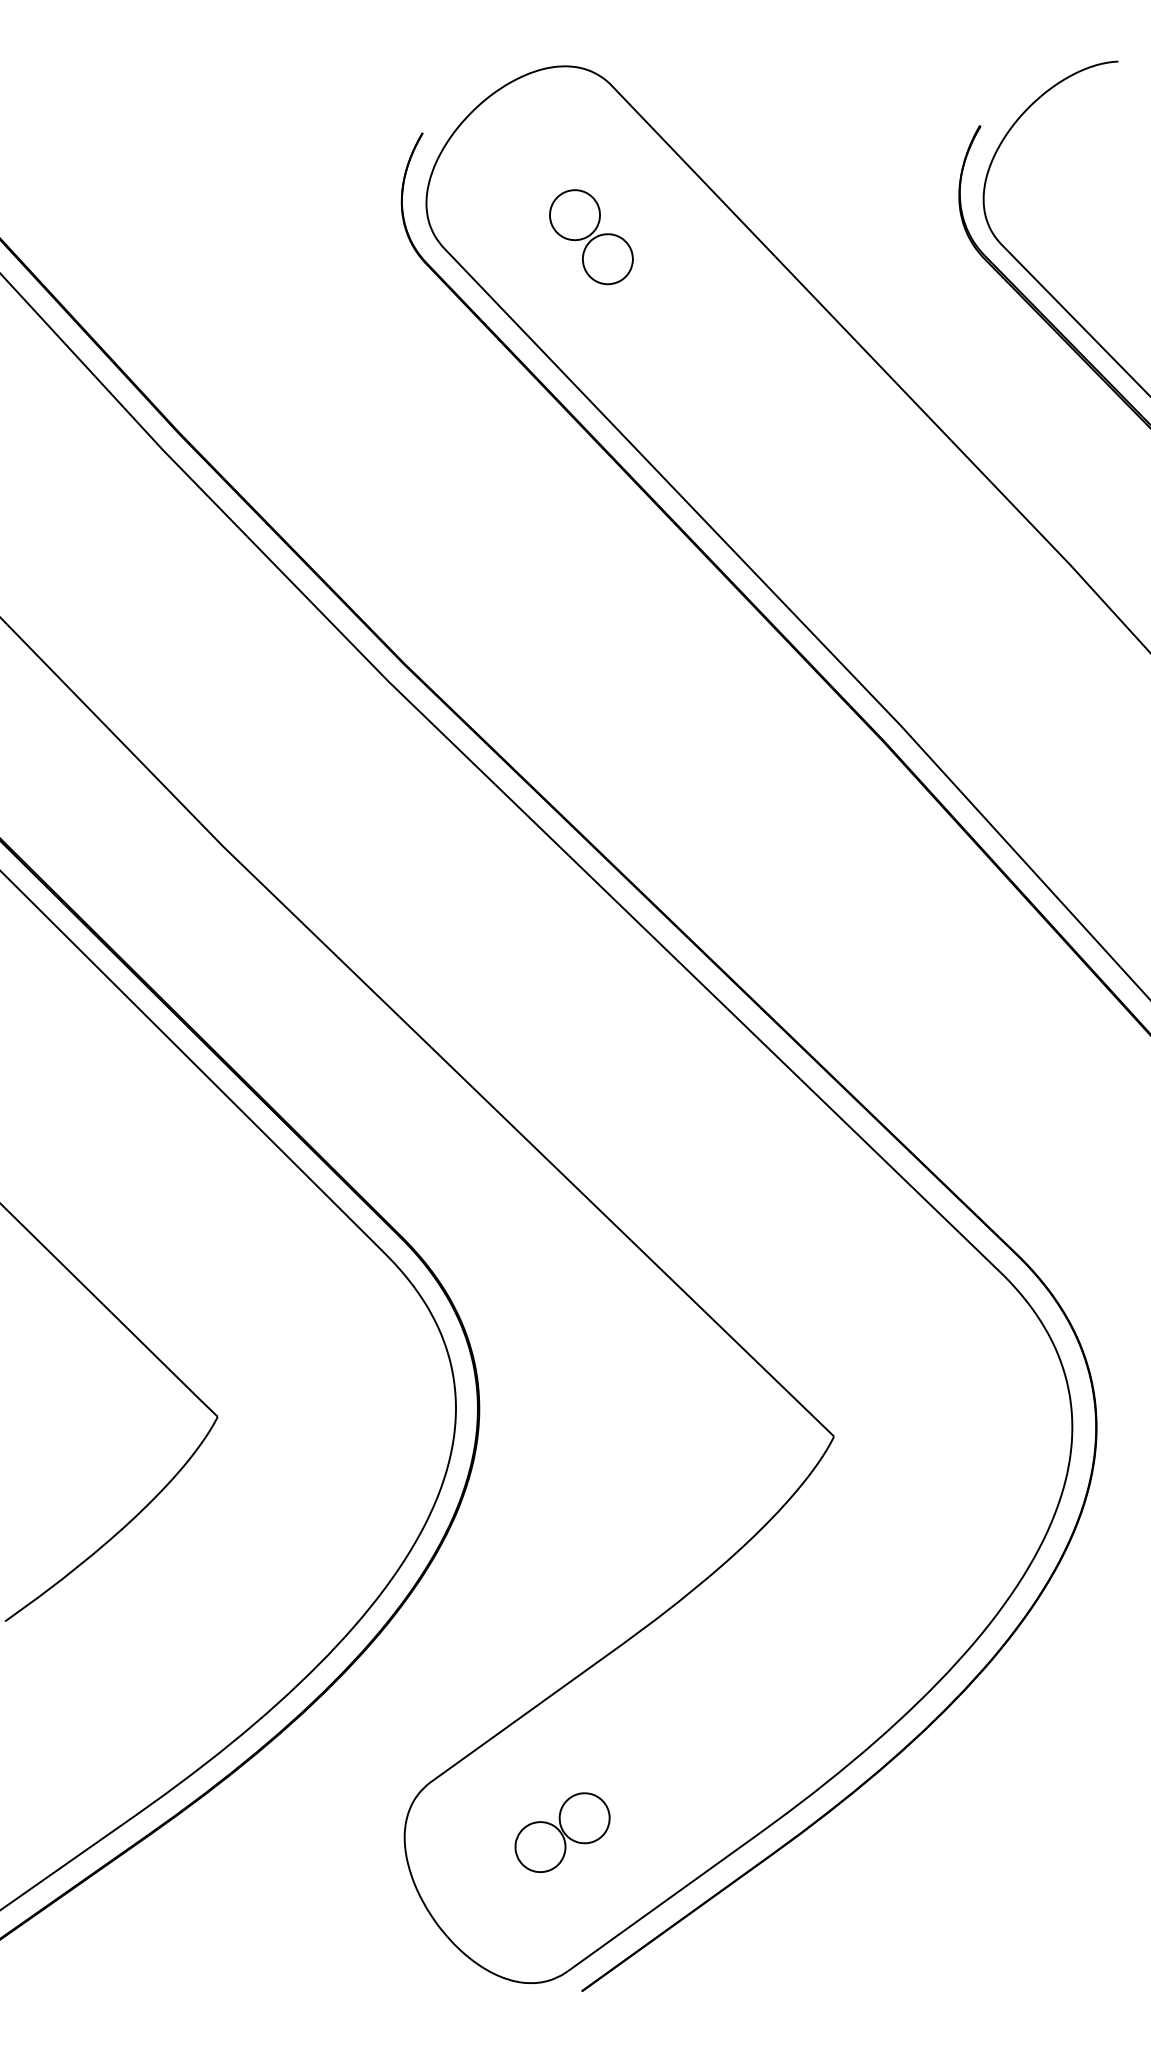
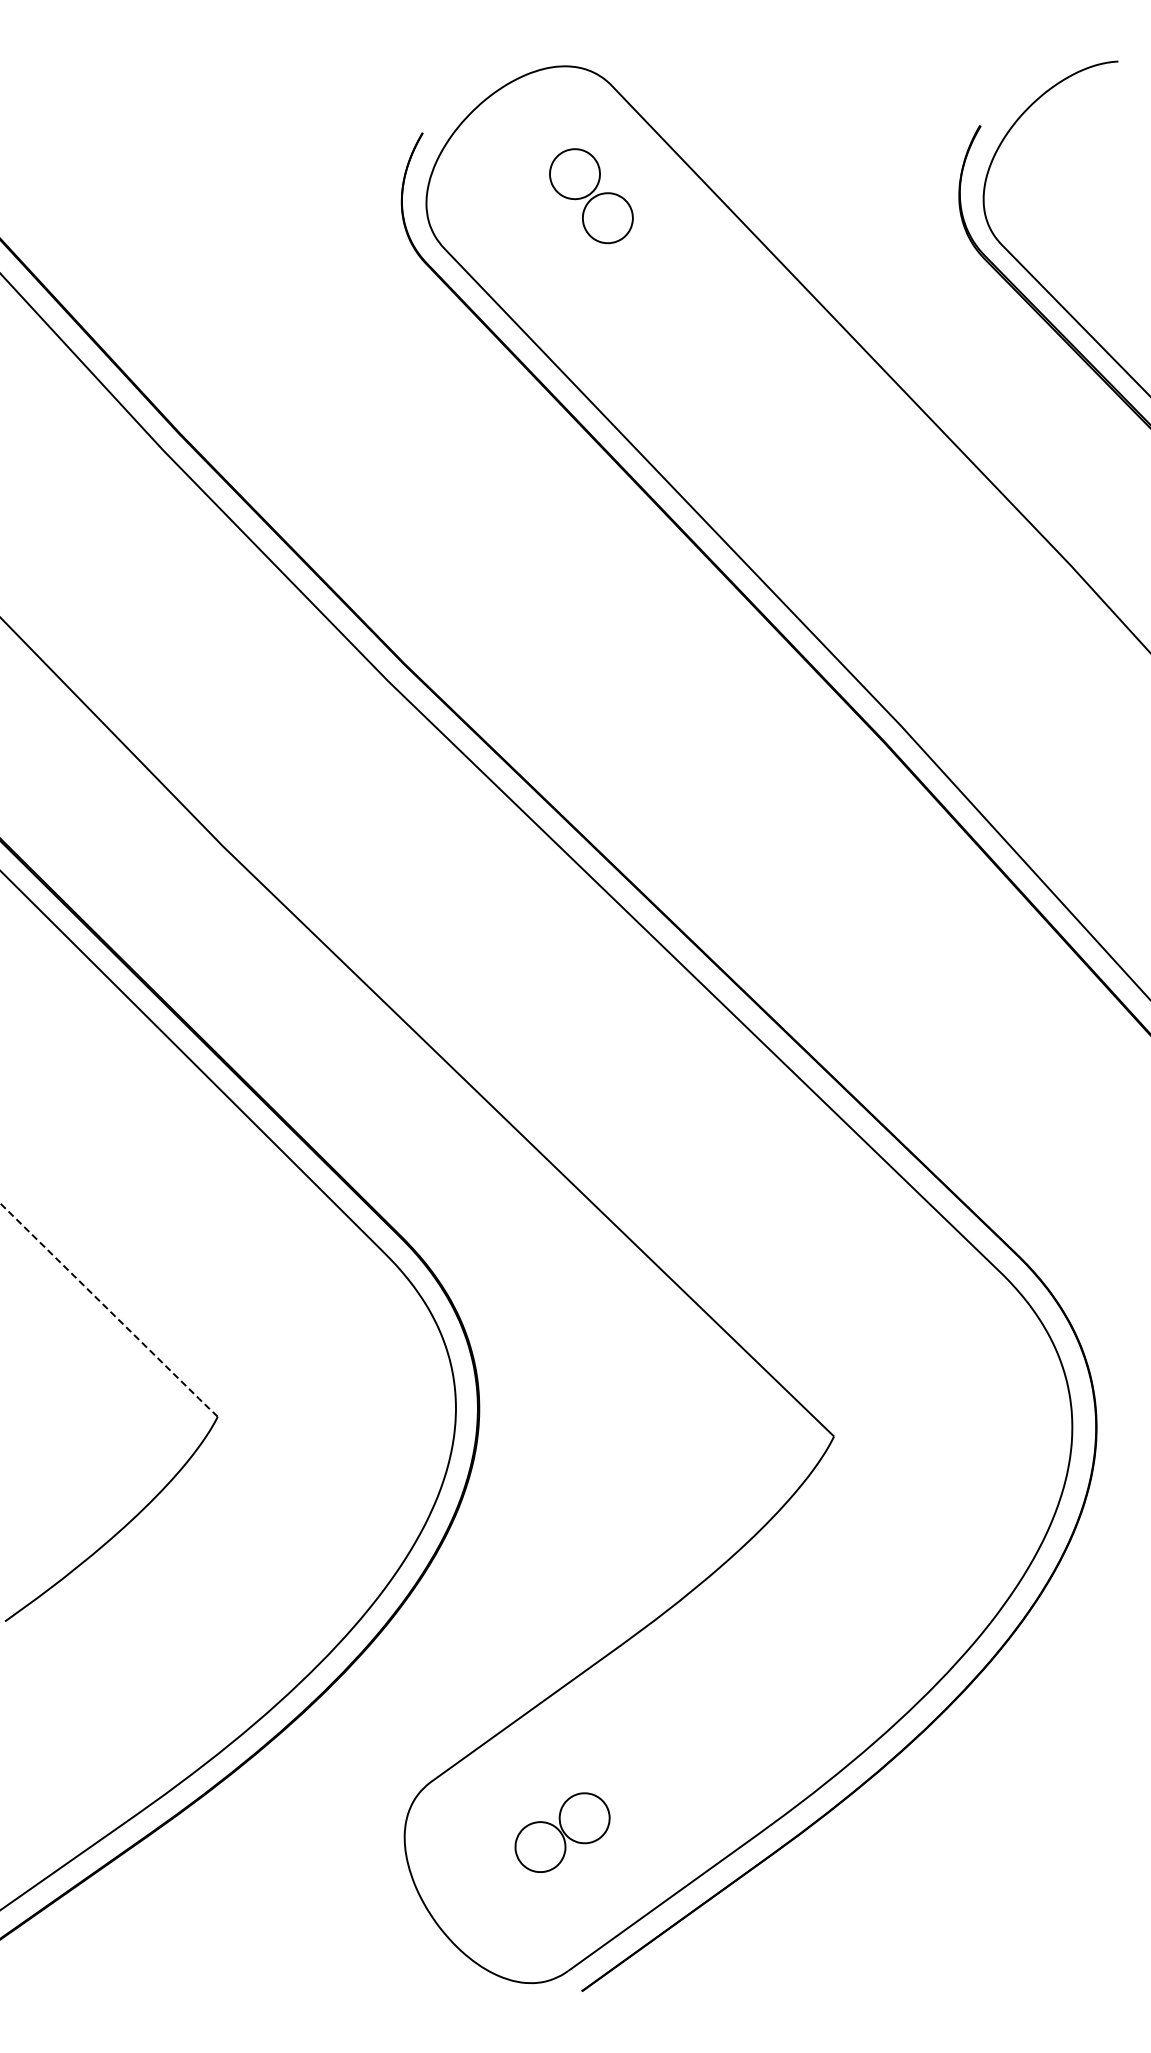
part position: (591, 237) -> (591, 196) (591, 196)
line: solid -> dashed (109, 1310)
